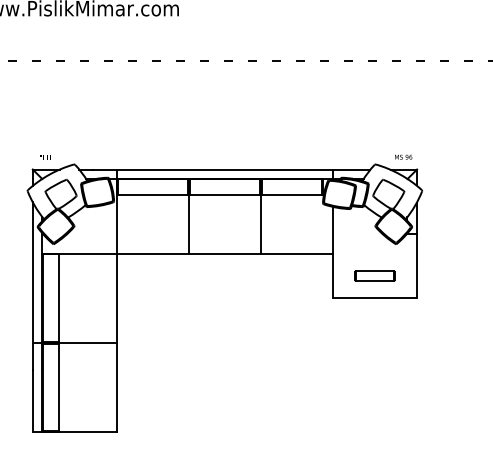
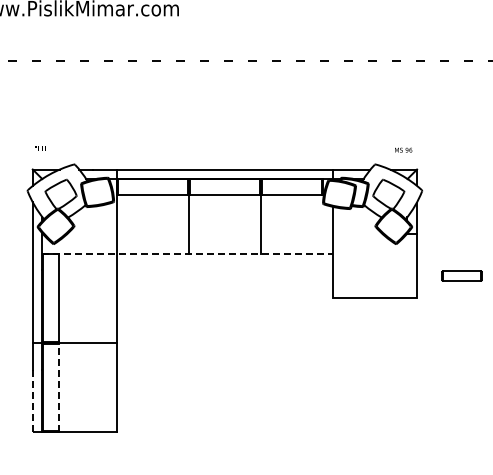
text position: (403, 156) -> (403, 149) (403, 149)
text position: (45, 157) -> (40, 148) (40, 148)
line: solid -> dashed (188, 253)
part position: (374, 275) -> (461, 275) (461, 275)
line: solid -> dashed (58, 387)
line: solid -> dashed (32, 400)
